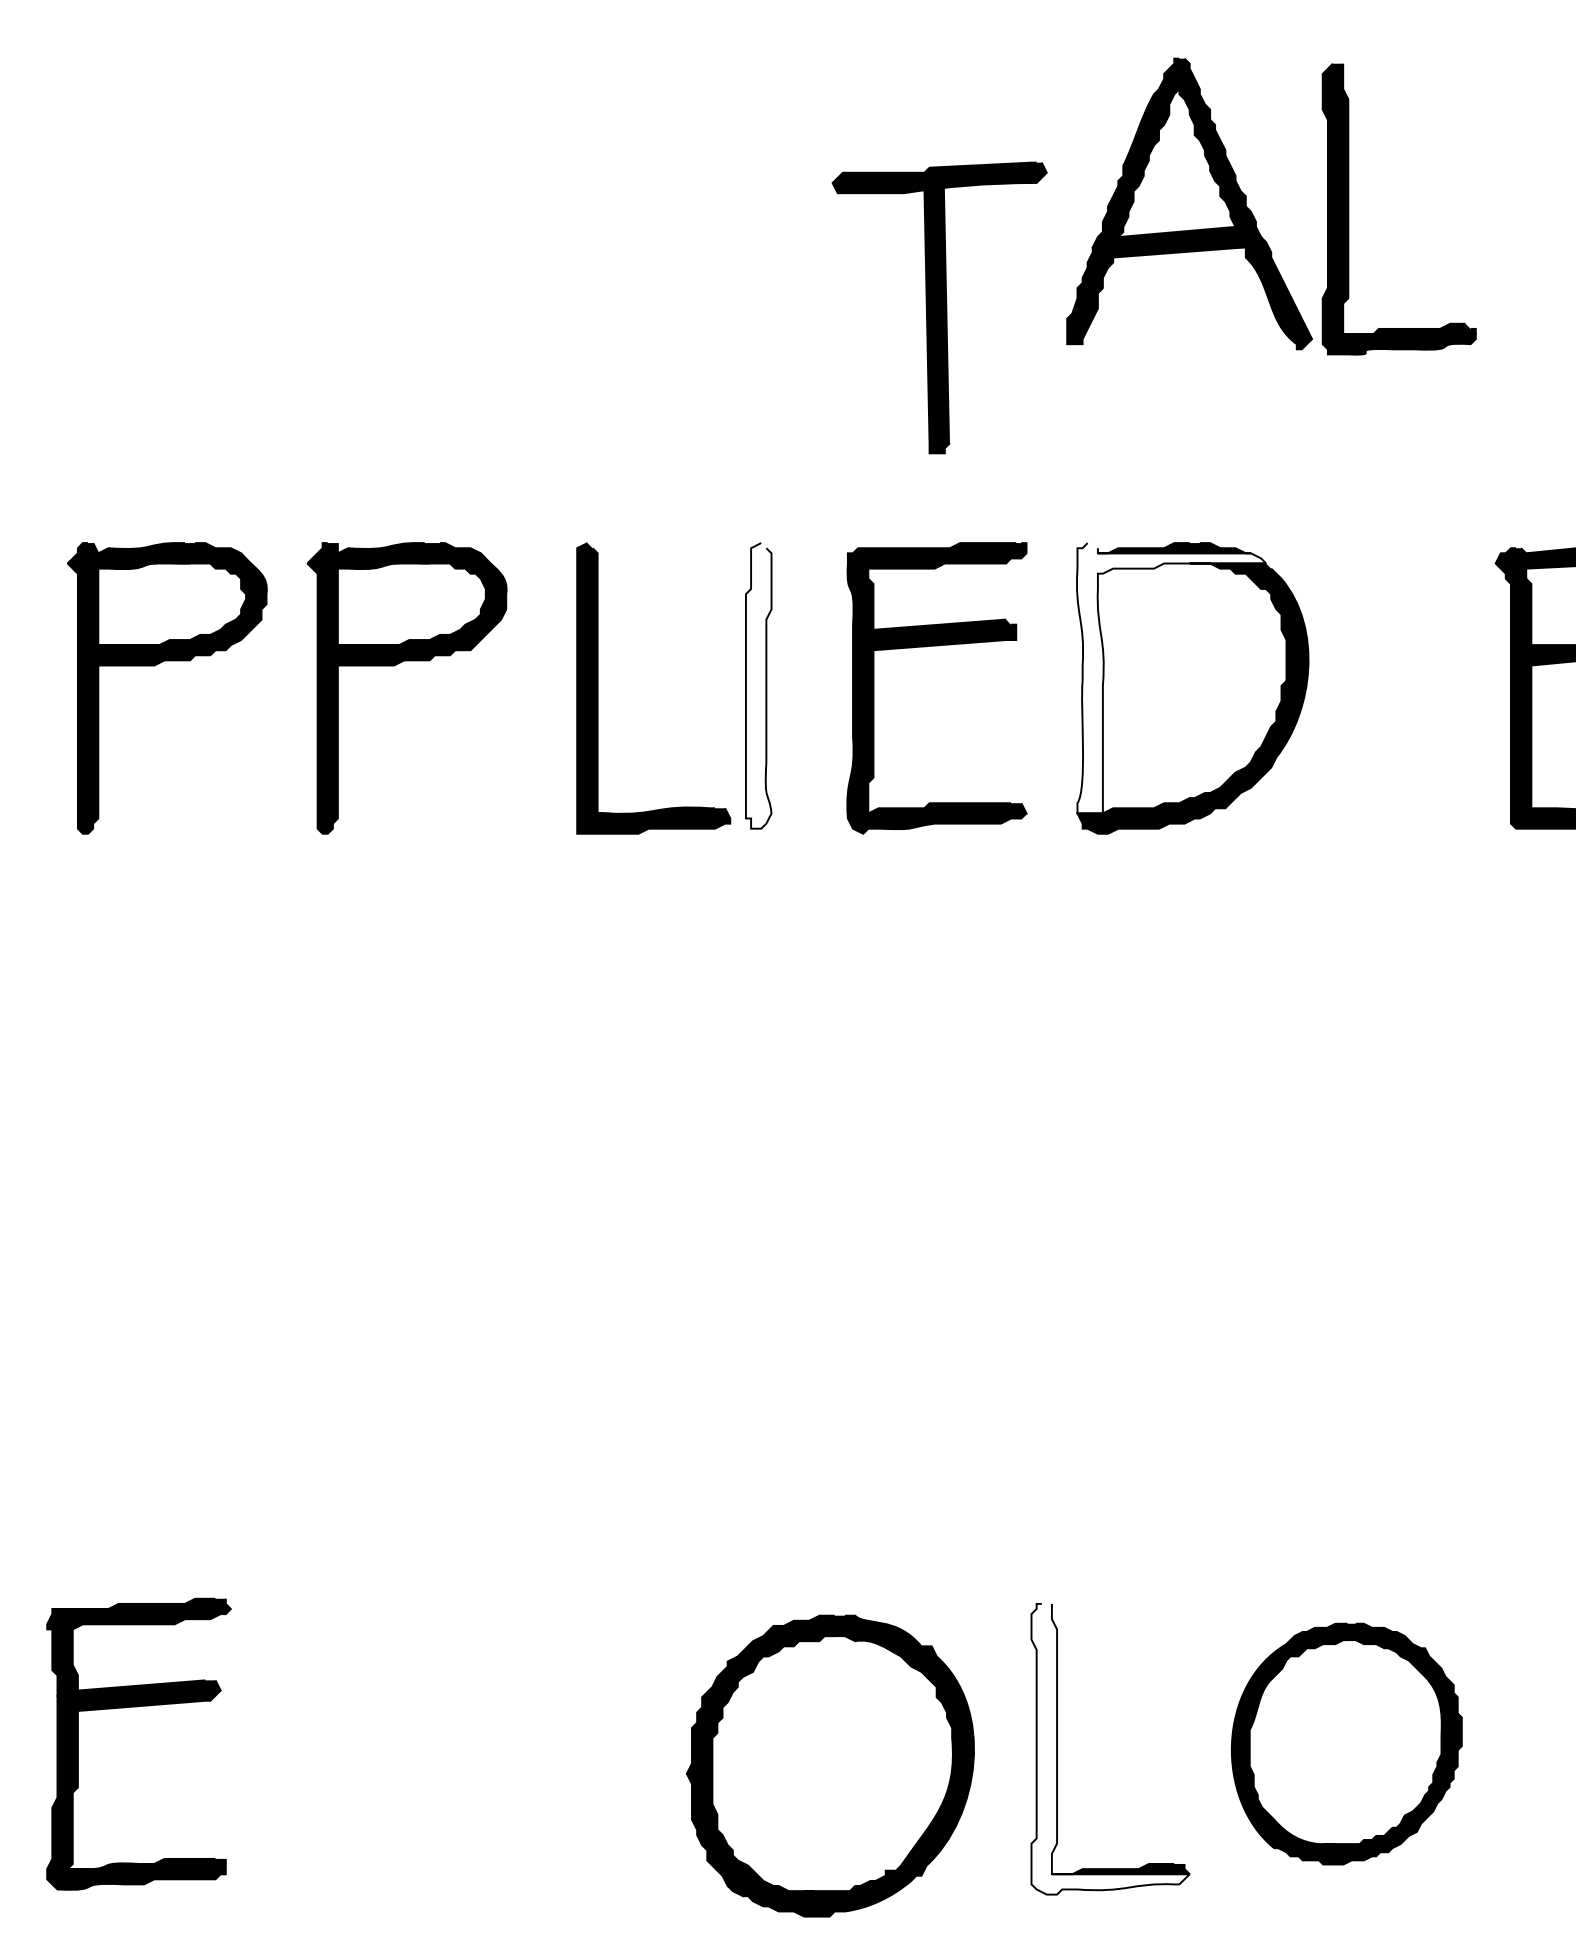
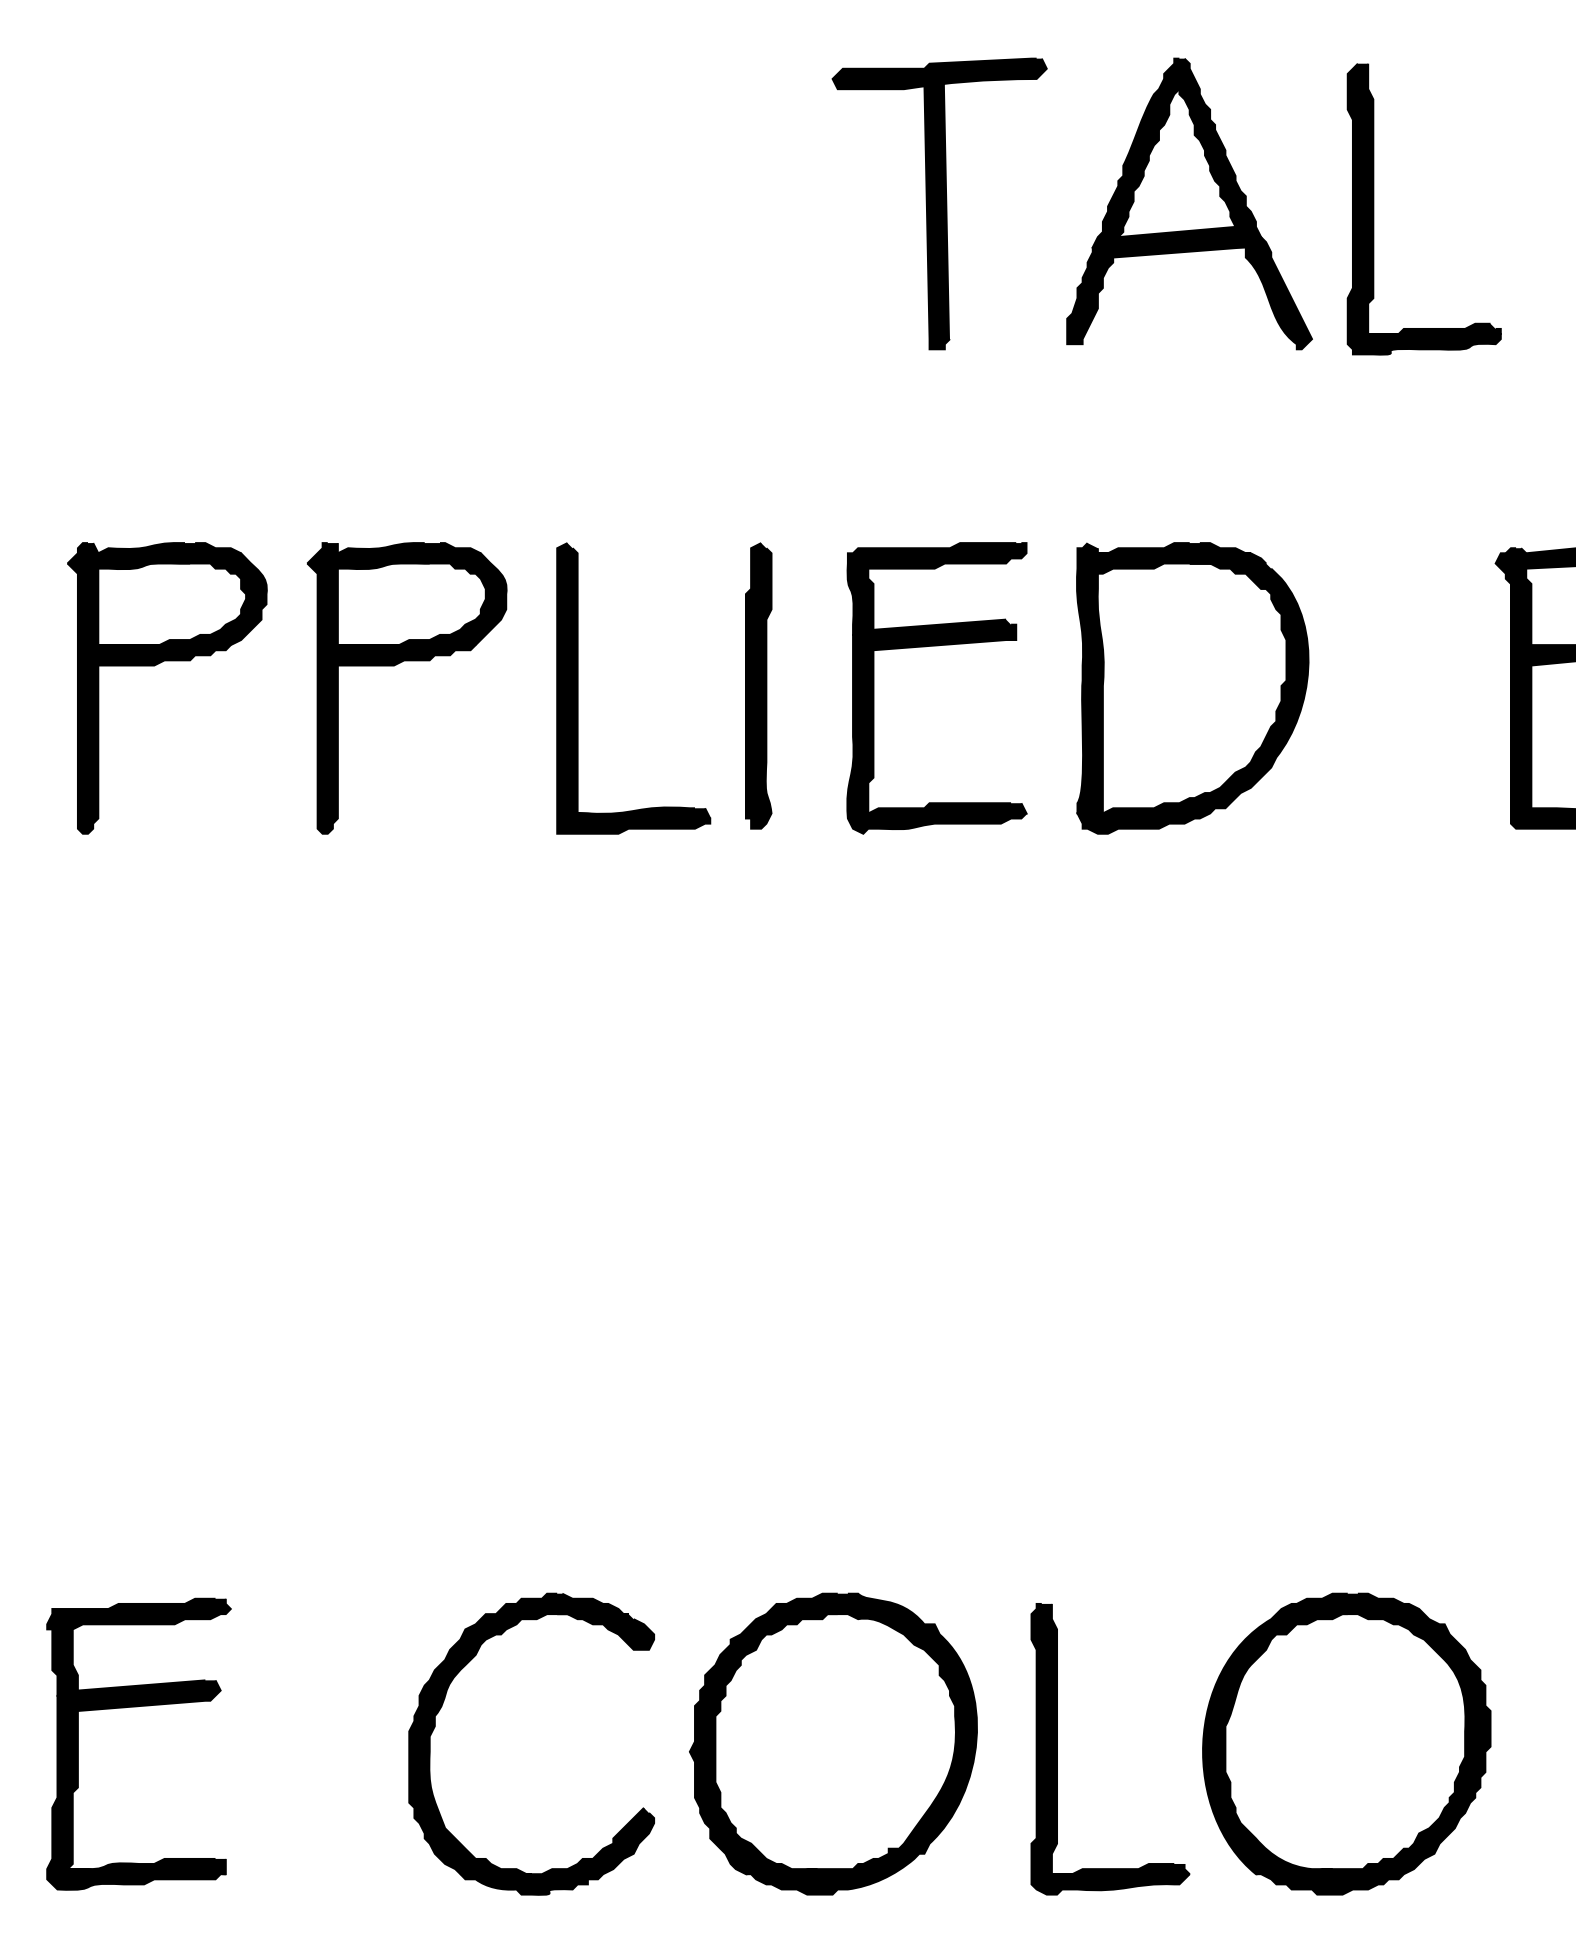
part position: (1349, 209) -> (1374, 209) (1374, 209)
part position: (939, 307) -> (939, 203) (939, 203)
fill: none -> present (1171, 678)
fill: none -> present (758, 685)
part position: (598, 688) -> (578, 688) (578, 688)
part: none -> present (443, 1704)
part size: 232x244 px -> 290x304 px (1346, 1743)
fill: none -> present (1110, 1748)
part position: (830, 1765) -> (833, 1743) (833, 1743)
